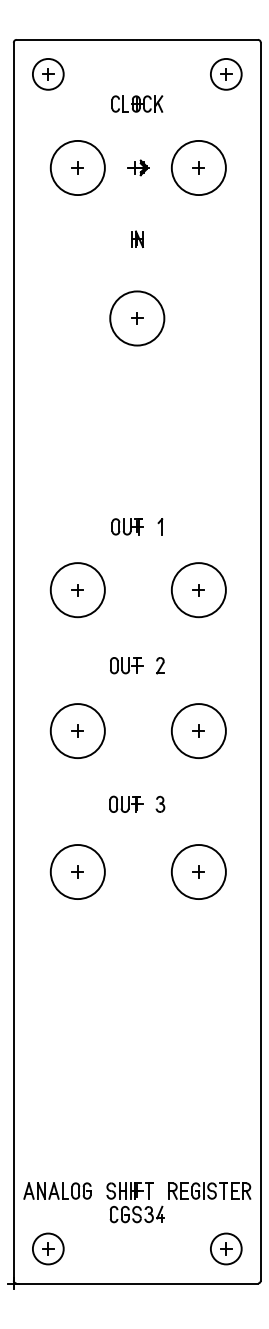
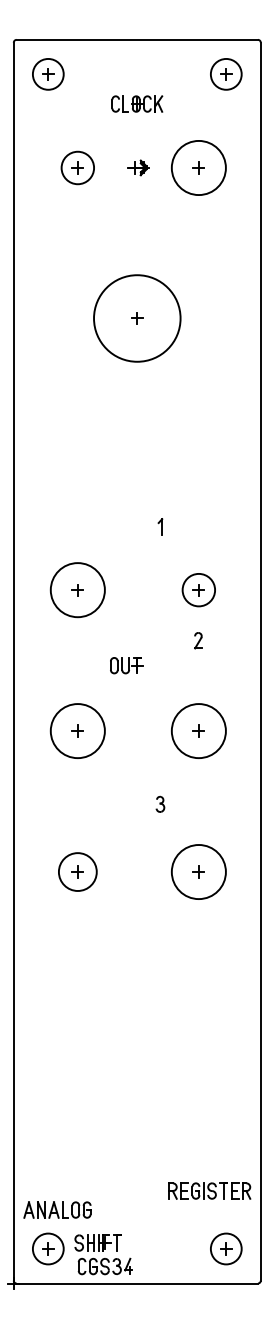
circle diameter: 54 px -> 32 px (77, 167)
part: present -> none (137, 238)
circle diameter: 54 px -> 87 px (137, 318)
part: present -> none (127, 526)
circle diameter: 54 px -> 32 px (198, 589)
part position: (160, 665) -> (198, 640) (198, 640)
part: present -> none (126, 803)
circle diameter: 54 px -> 38 px (77, 871)
part position: (57, 1190) -> (57, 1209) (57, 1209)
part position: (135, 1202) -> (103, 1254) (103, 1254)
